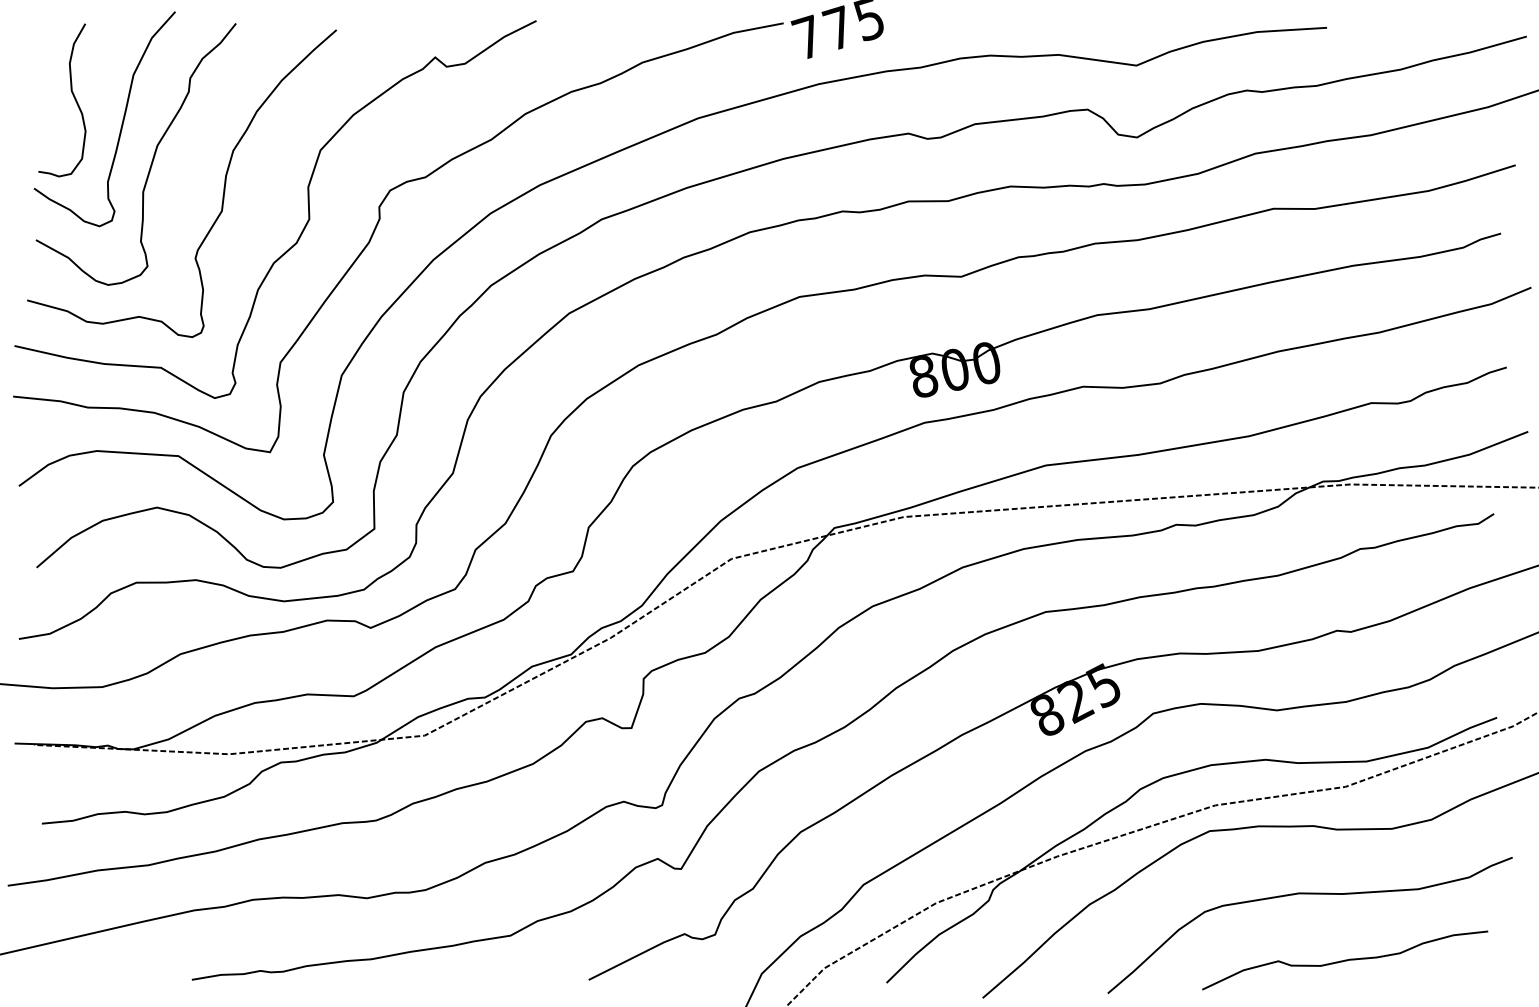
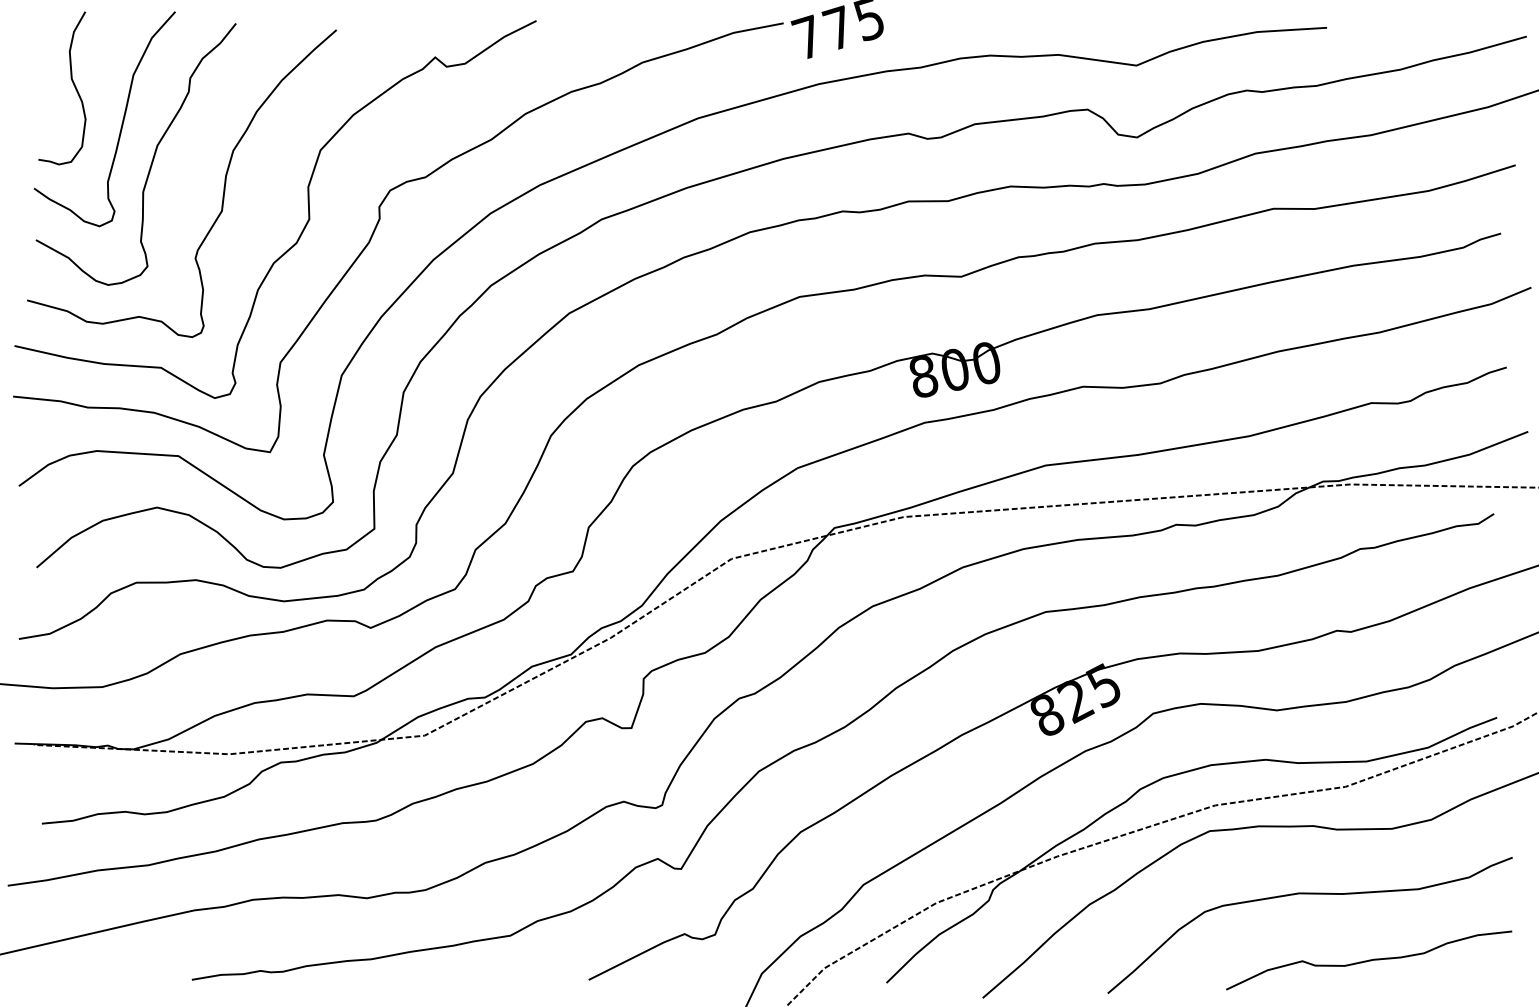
part position: (72, 95) -> (72, 83) (72, 83)
curve position: (1345, 960) -> (1369, 960) (1369, 960)
